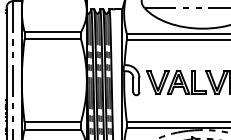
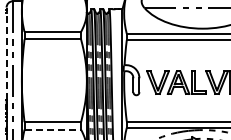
line: solid -> dashed (6, 53)
line: solid -> dashed (53, 129)
